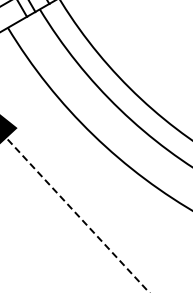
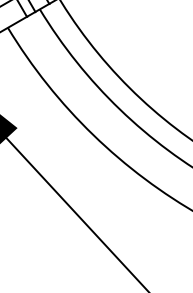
line: dashed -> solid (74, 212)
